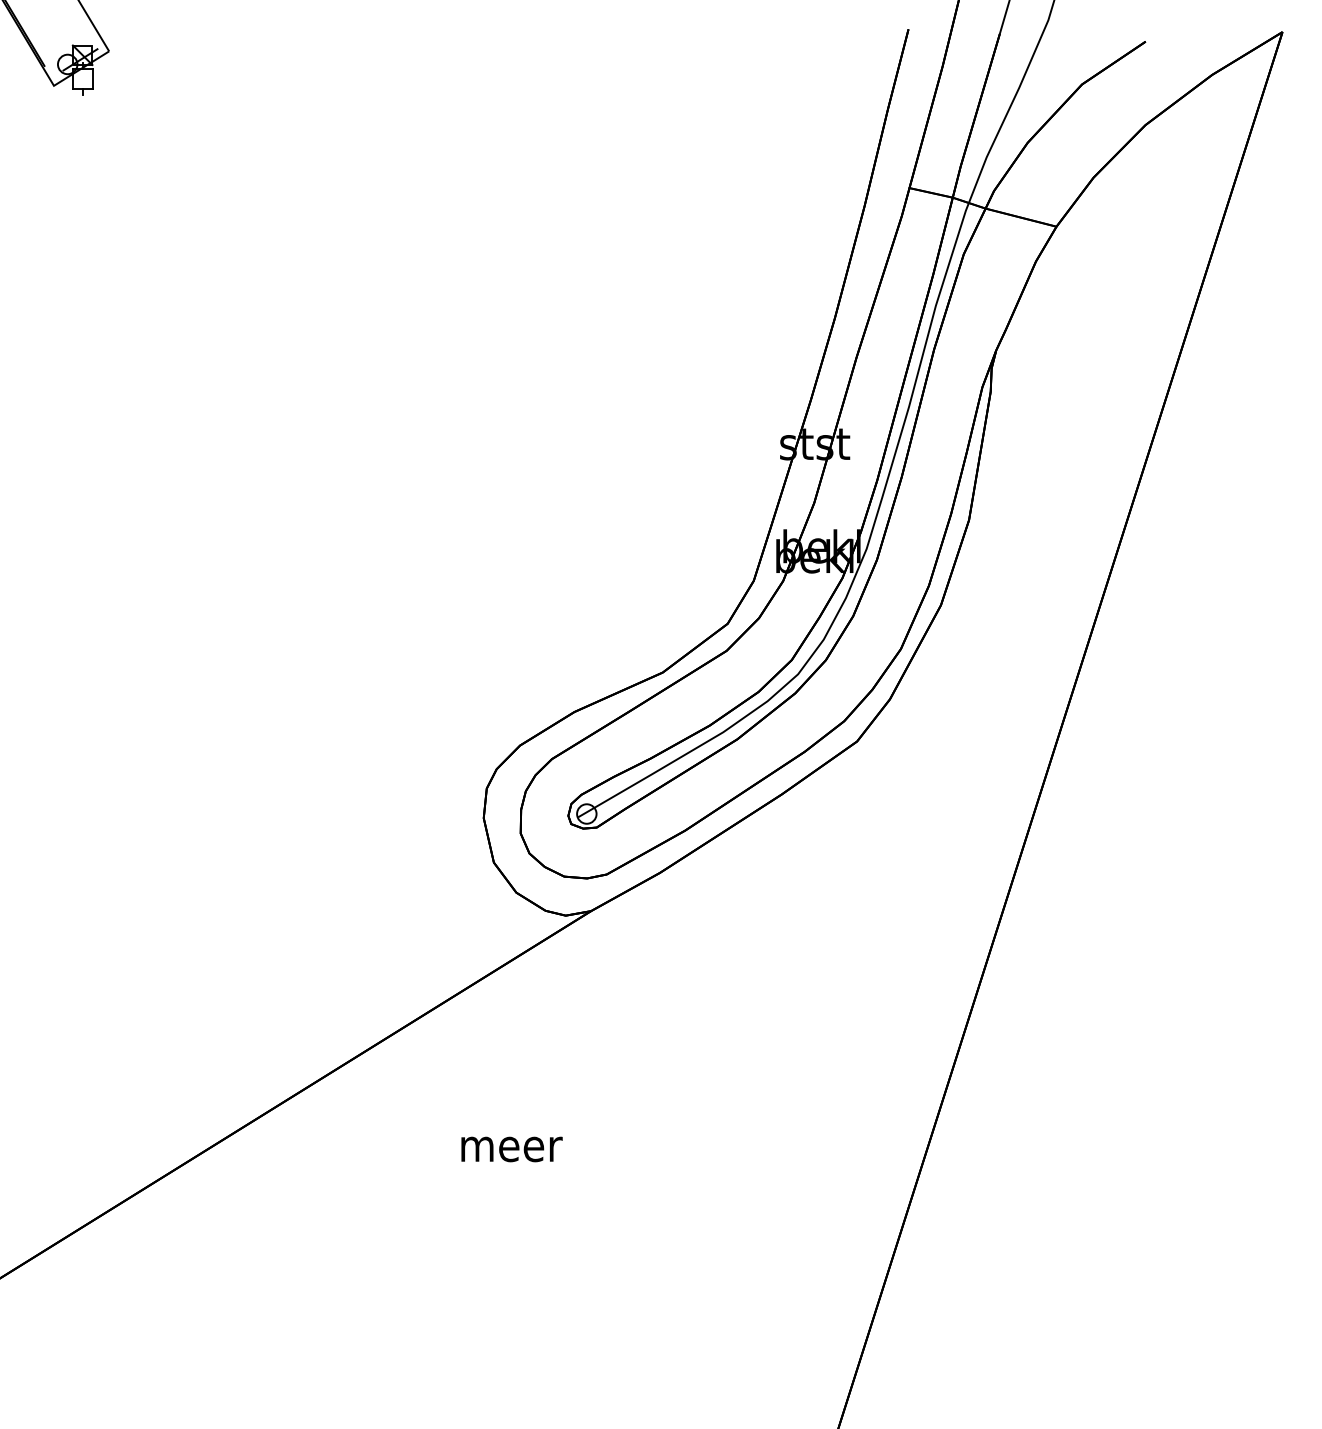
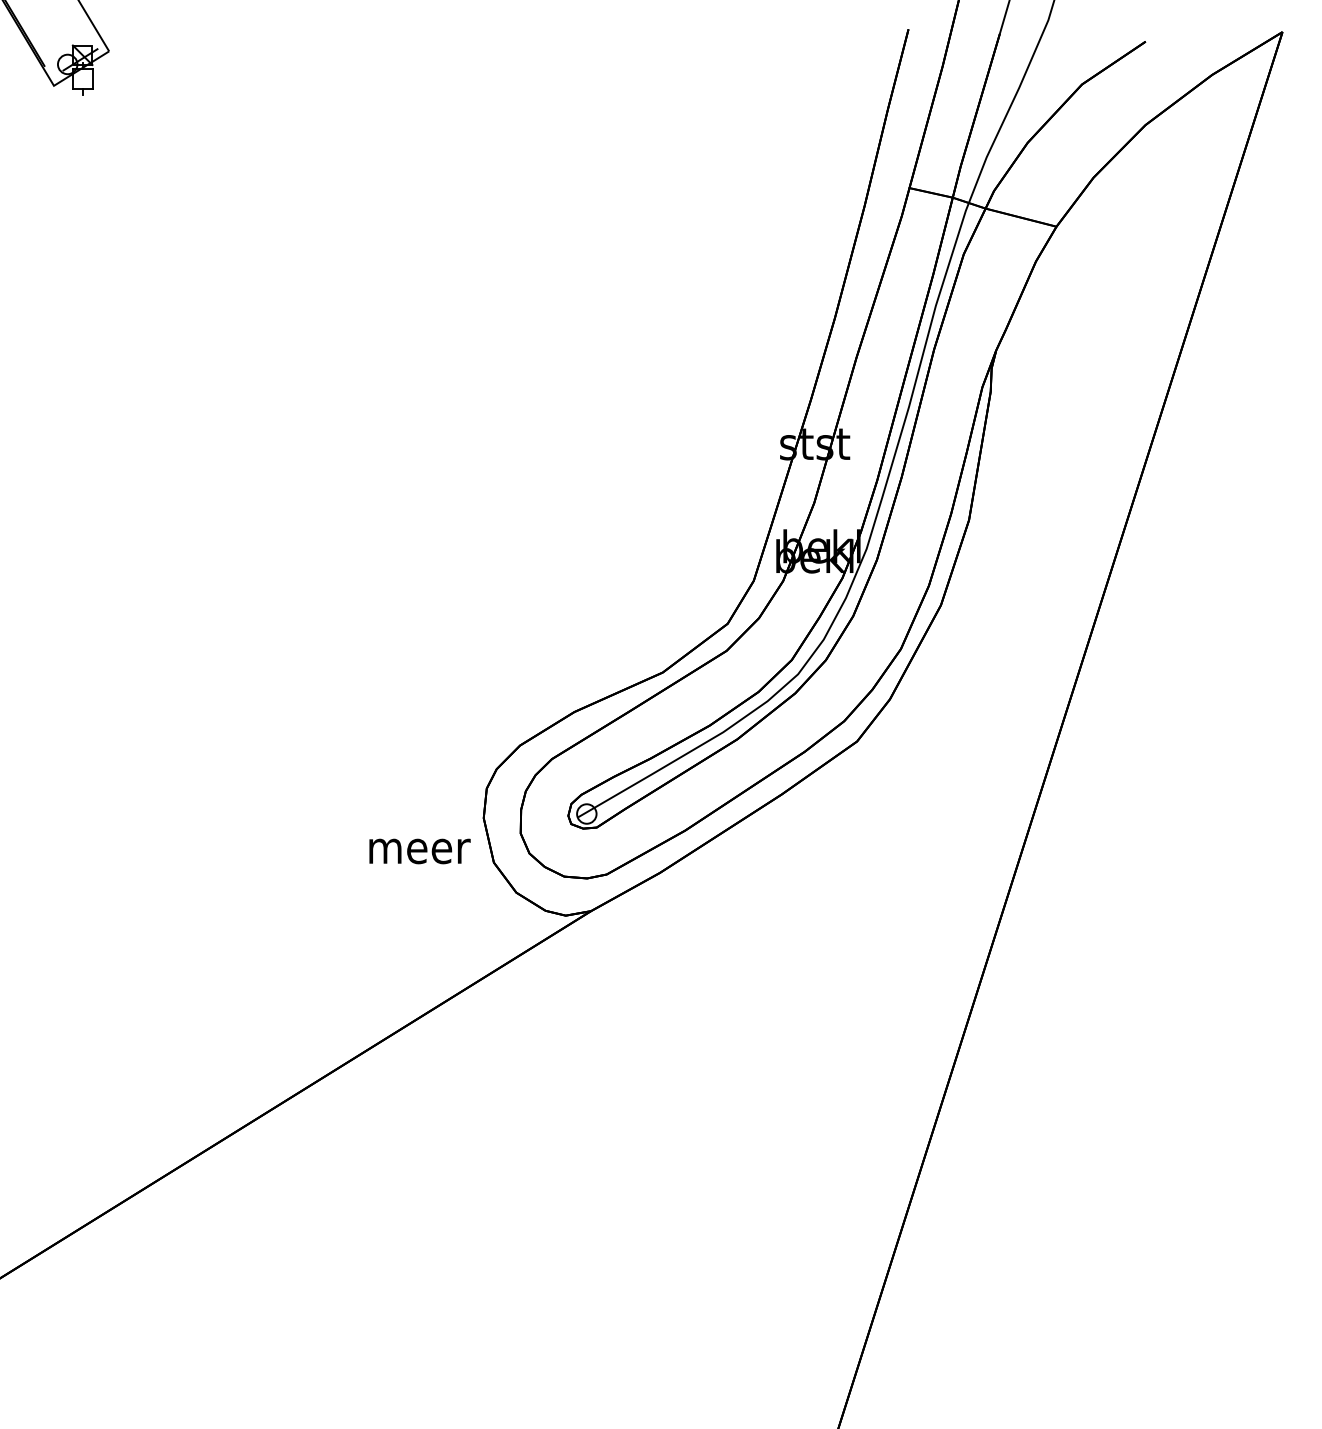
text position: (511, 1149) -> (419, 851) (419, 851)
